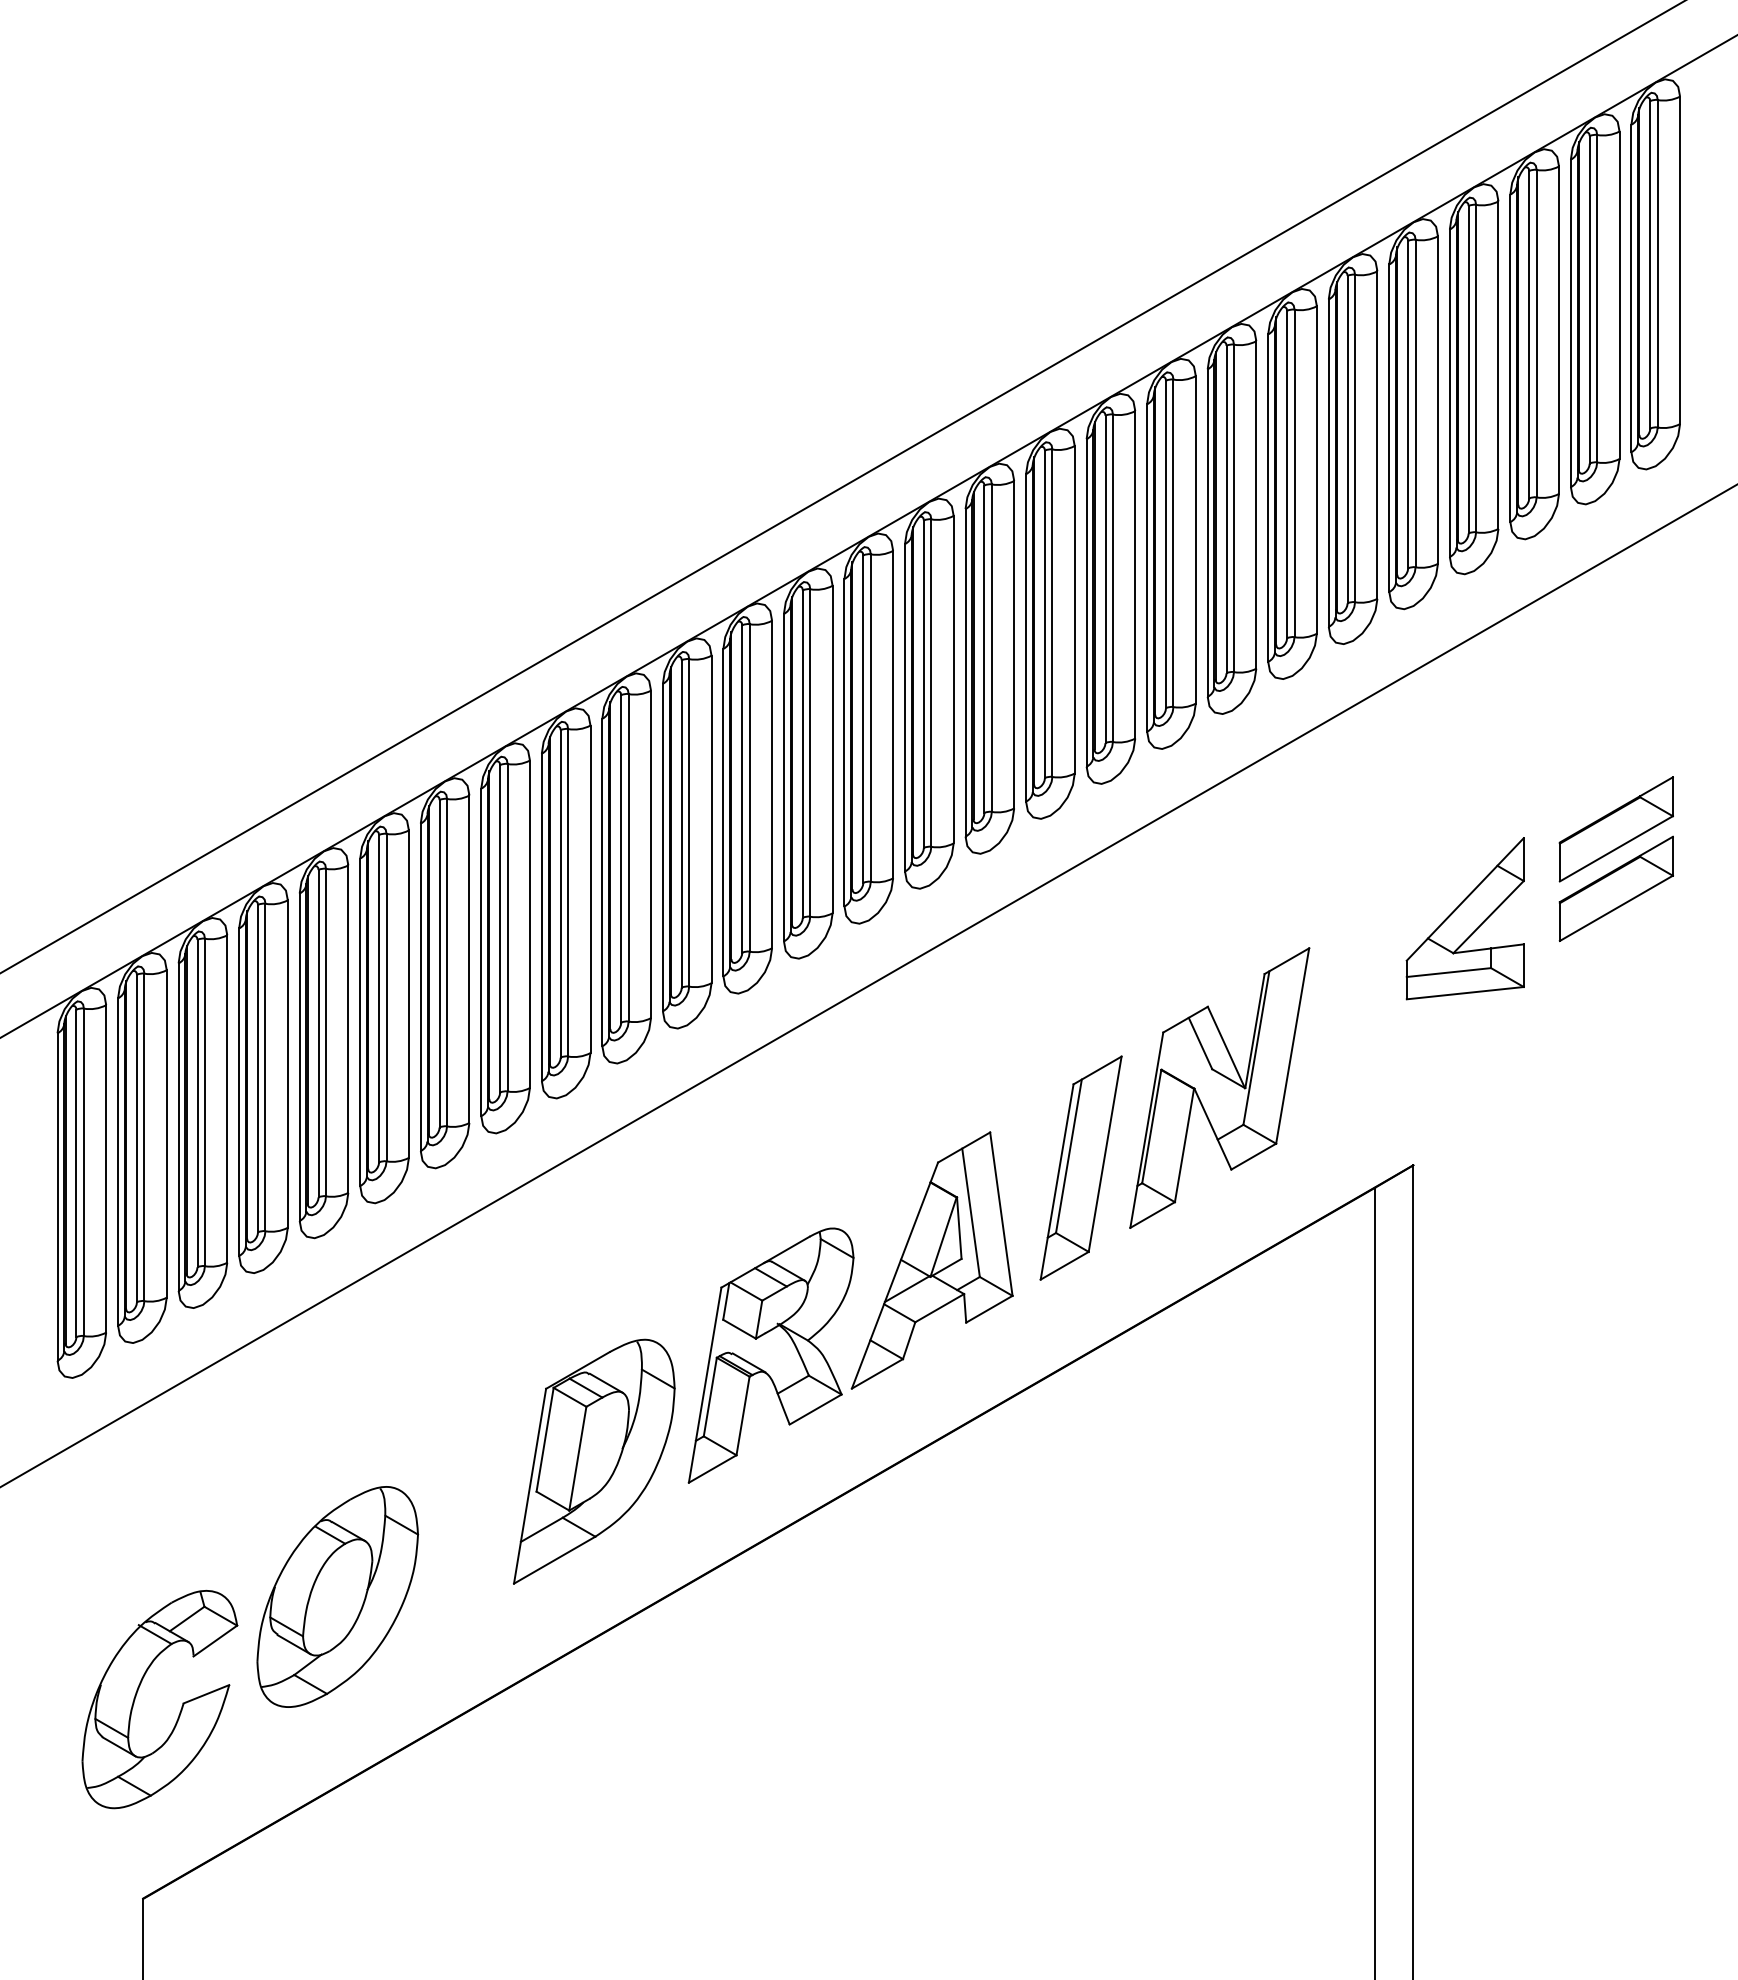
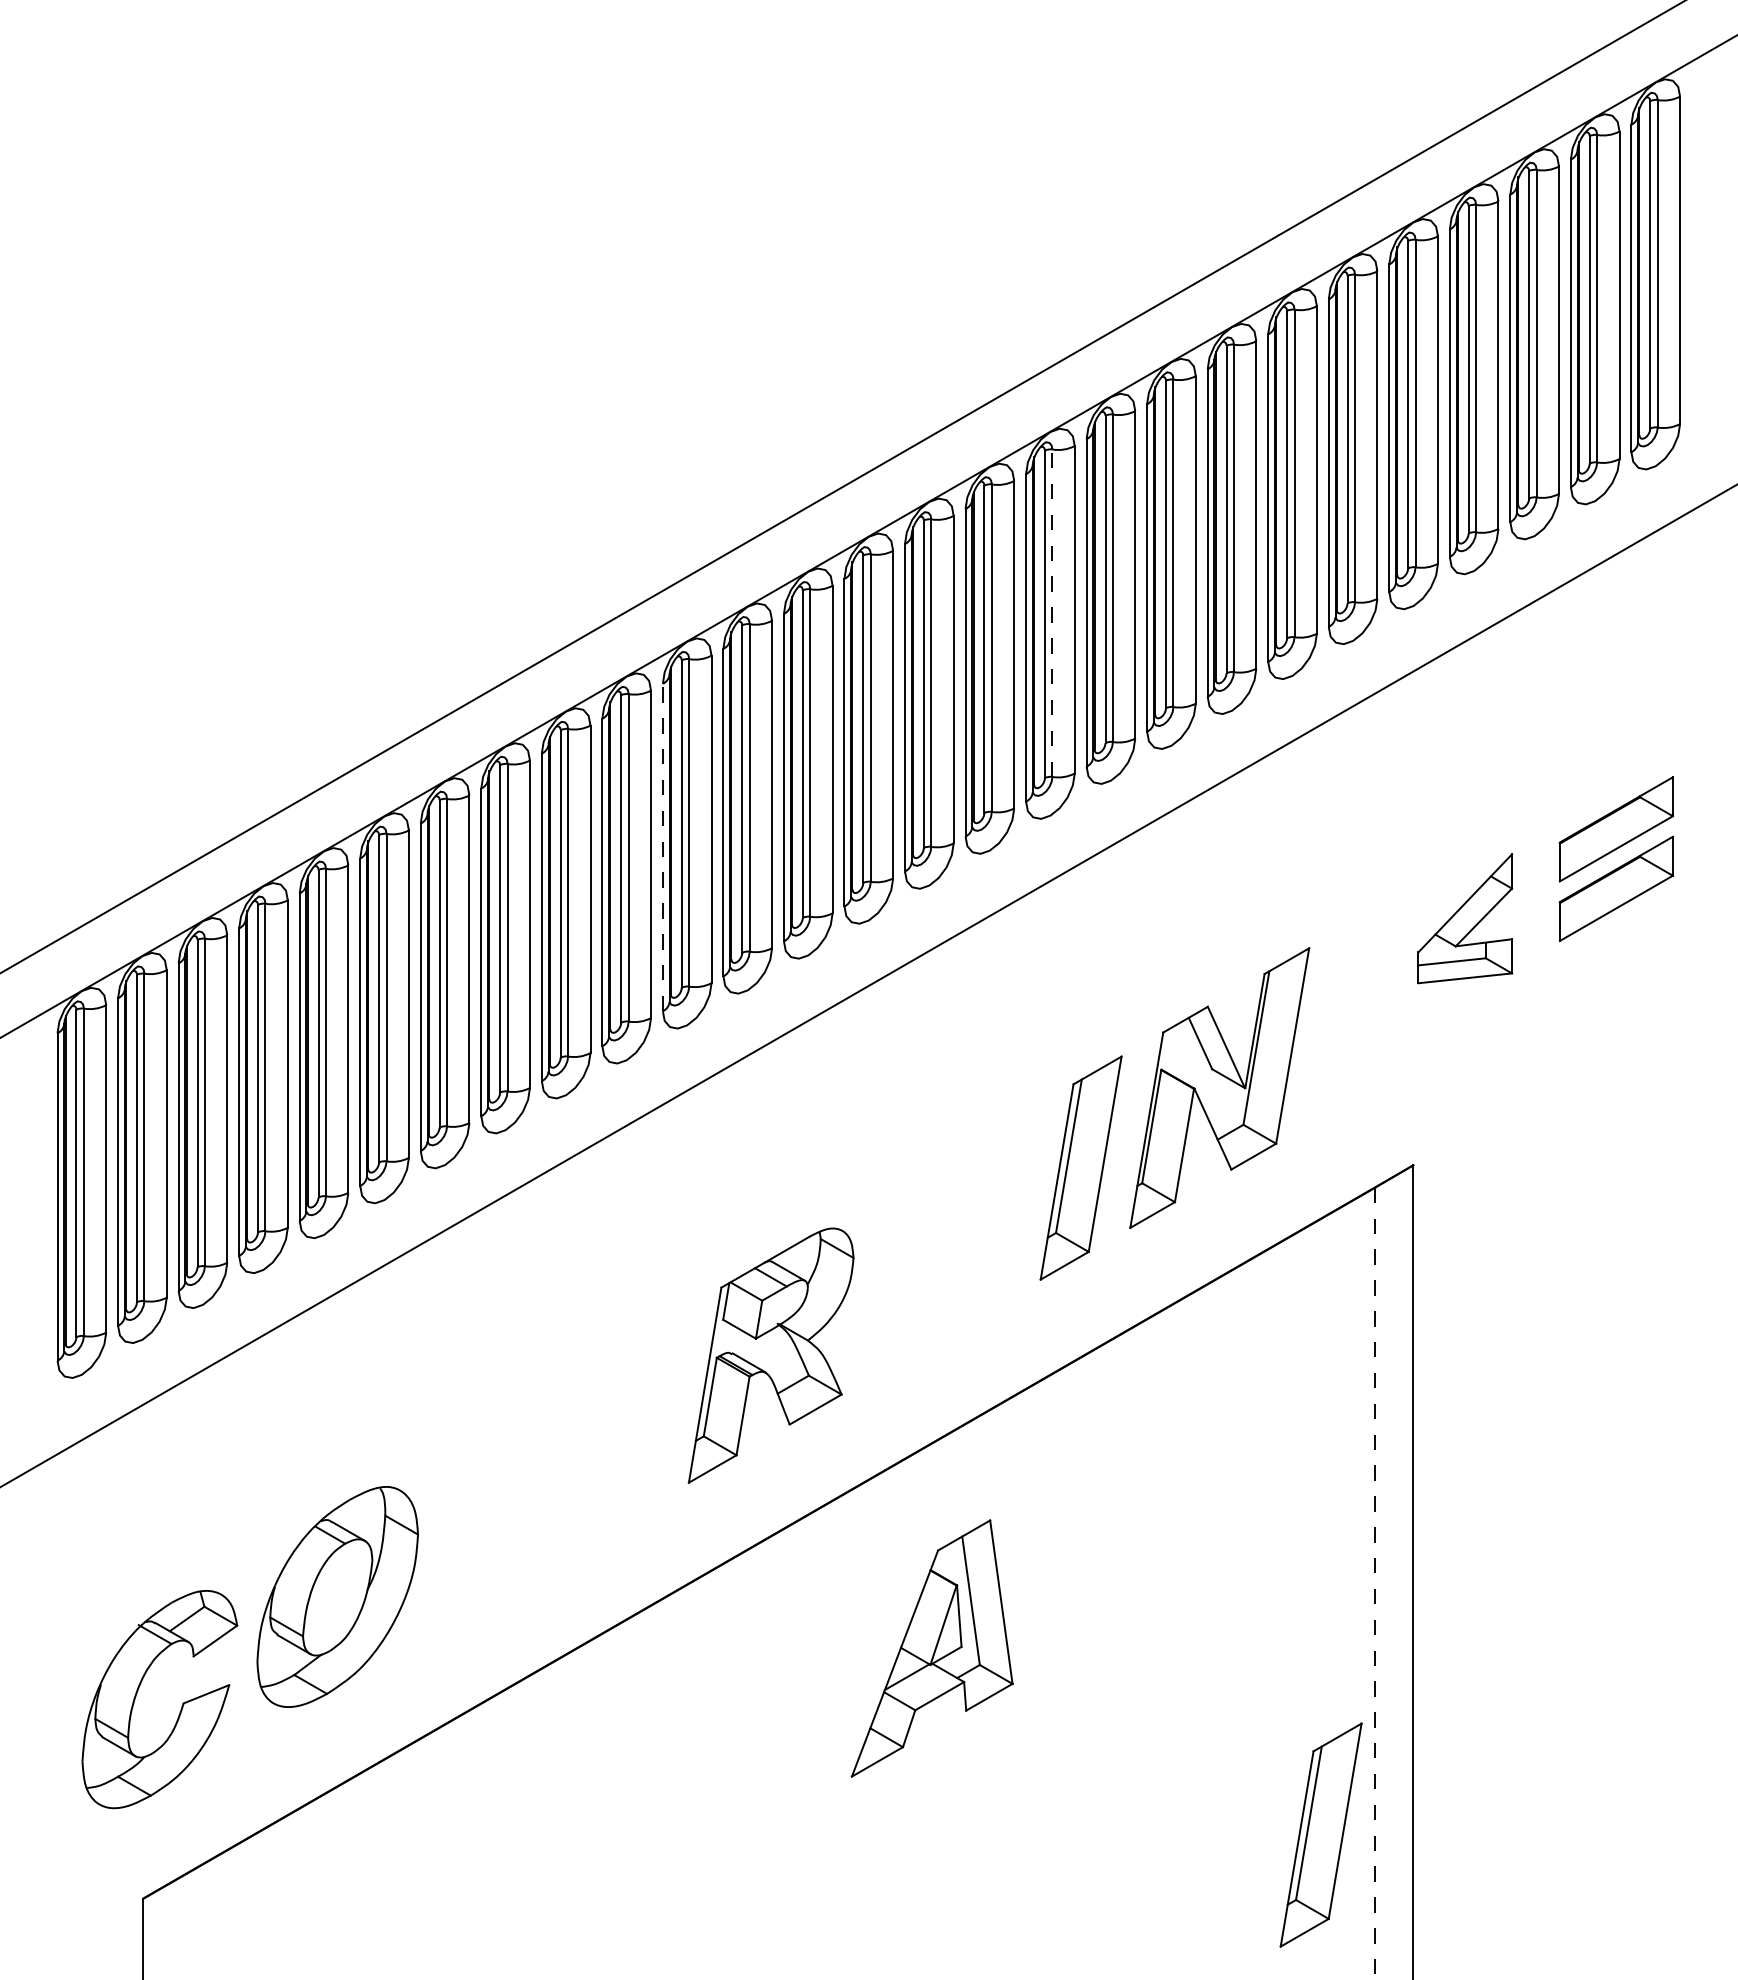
line: solid -> dashed (1052, 613)
line: solid -> dashed (662, 847)
part size: 120x164 px -> 97x132 px (1465, 918)
part position: (931, 1260) -> (931, 1648) (931, 1648)
part: present -> none (594, 1461)
line: solid -> dashed (1375, 1583)
part: none -> present (1320, 1834)
